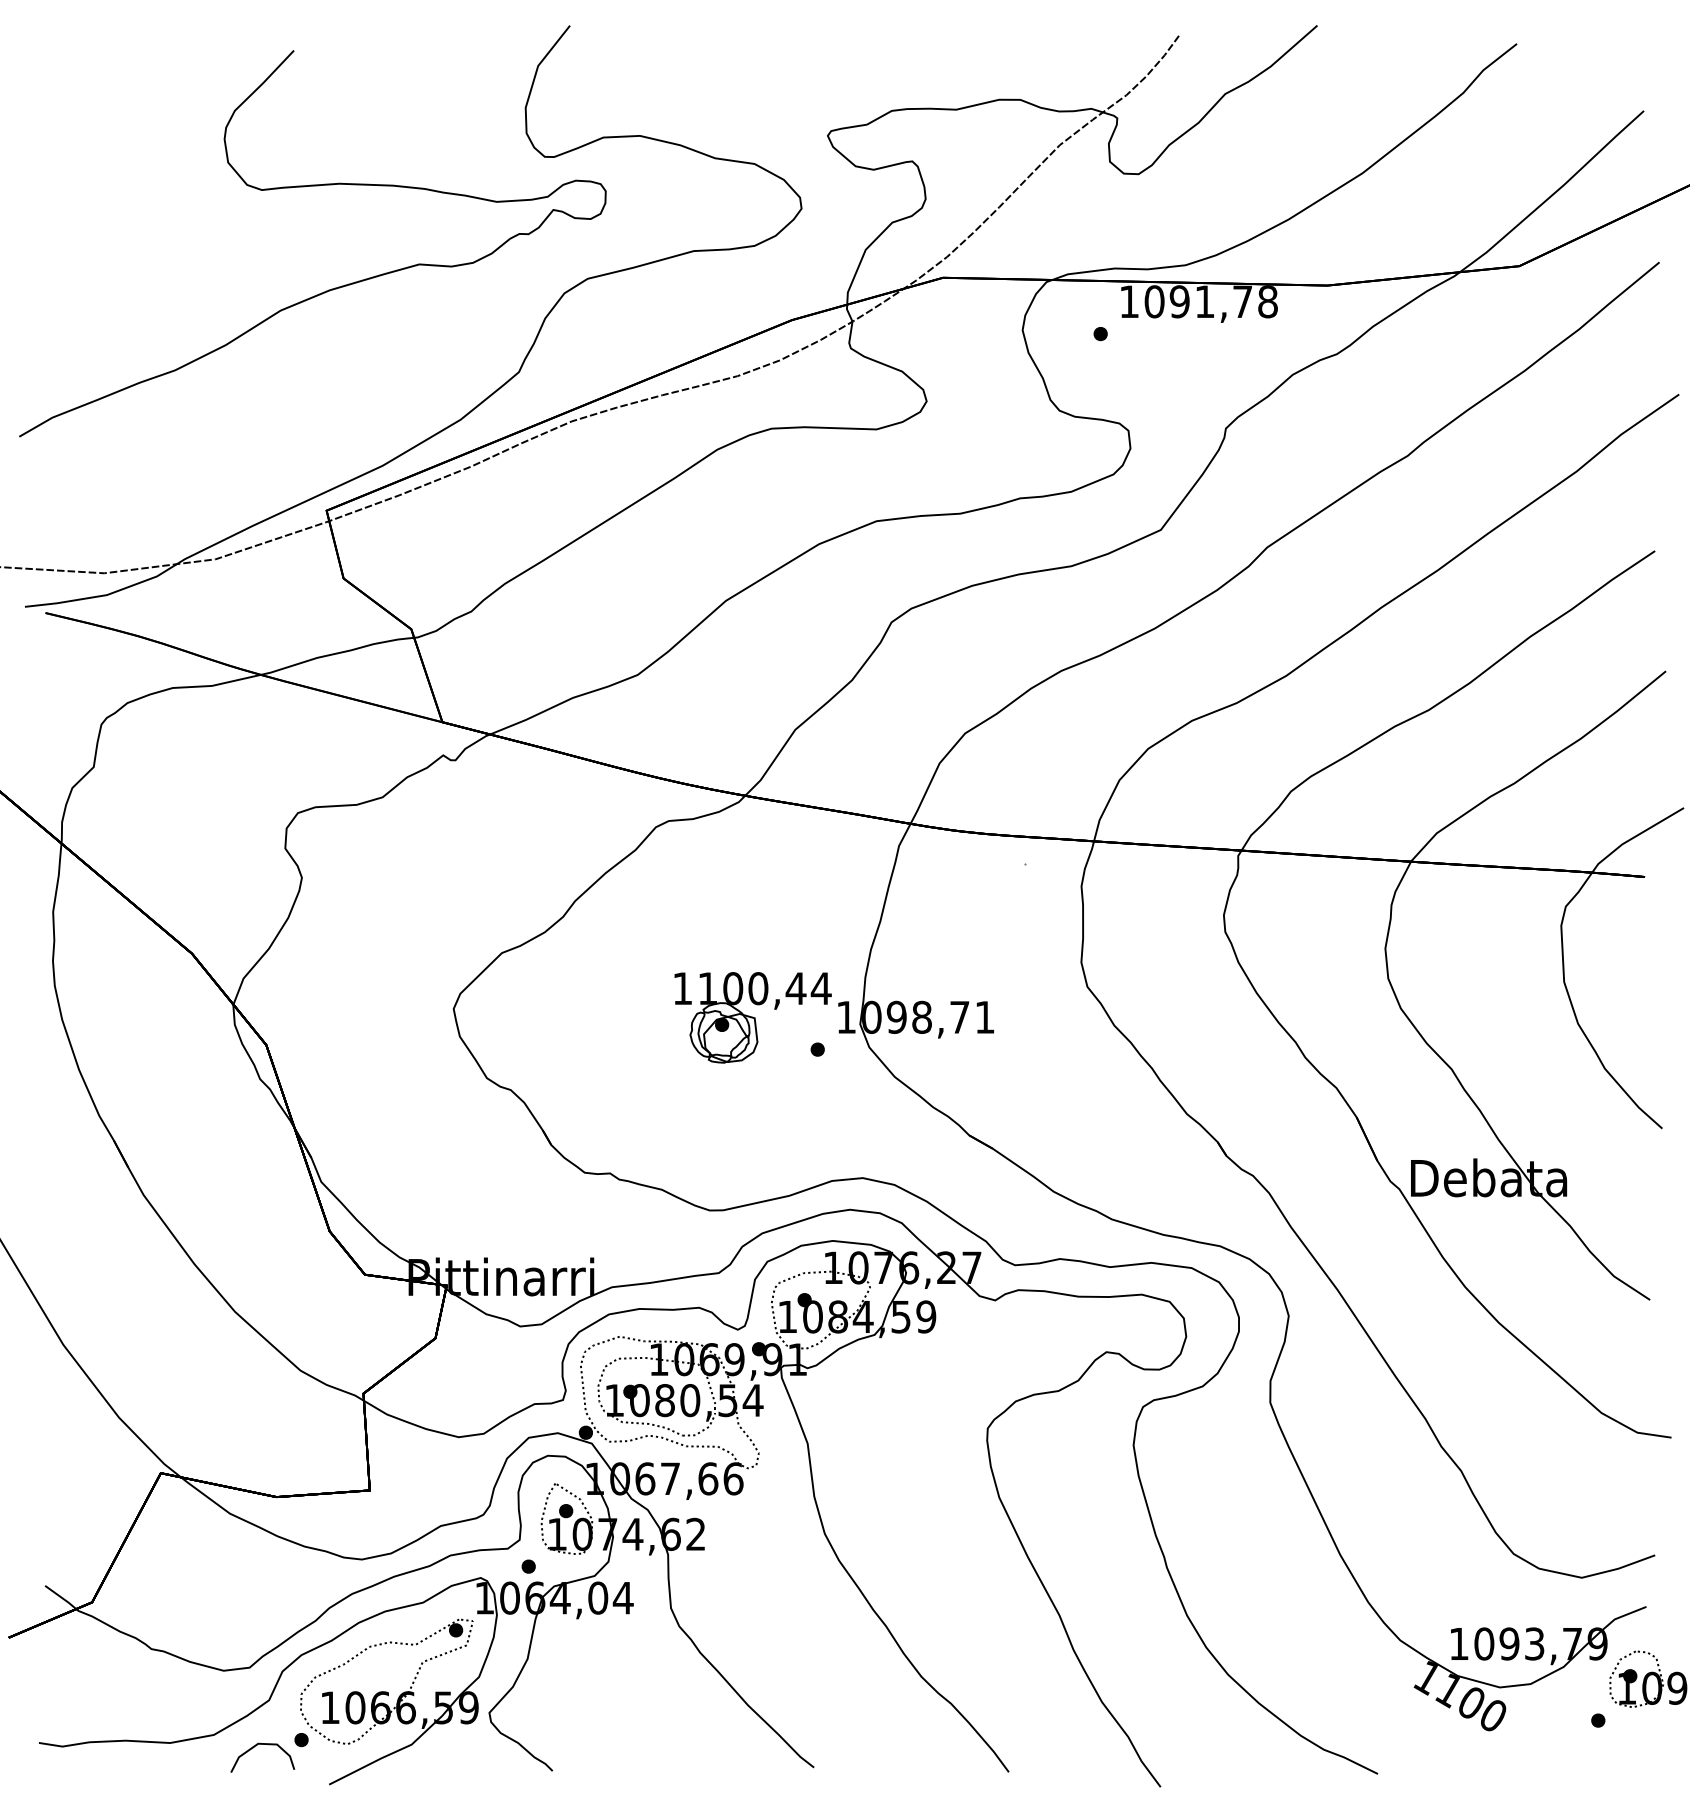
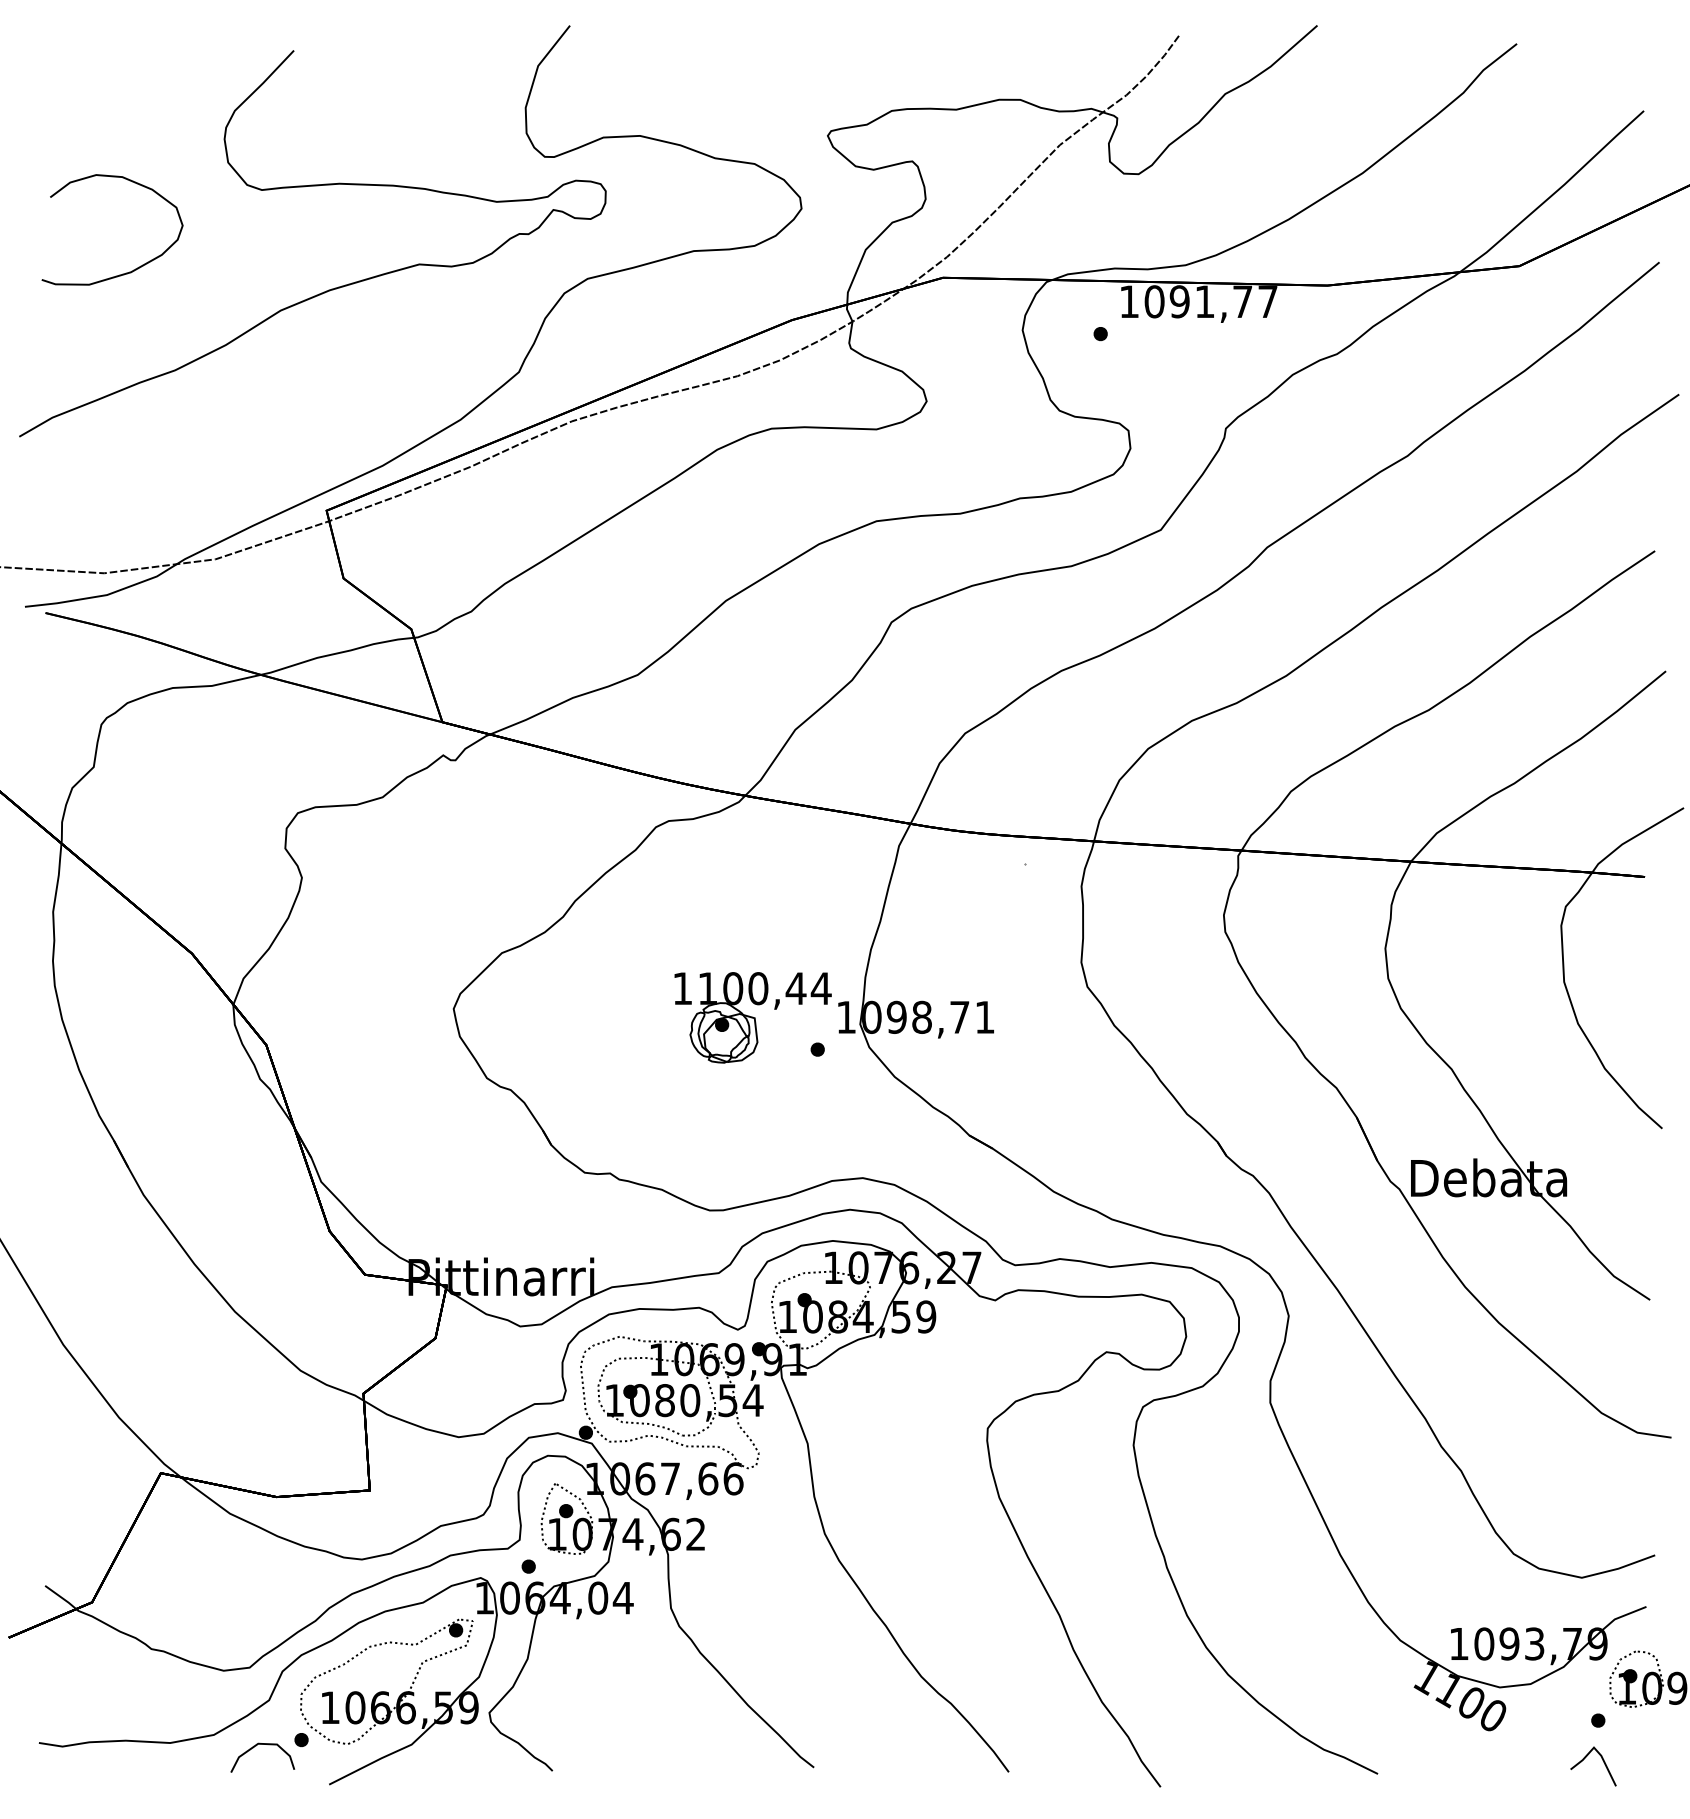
curve: none -> present (122, 273)
text: 1091,78 -> 1091,77 (1267, 301)
line: none -> present (1603, 1762)
